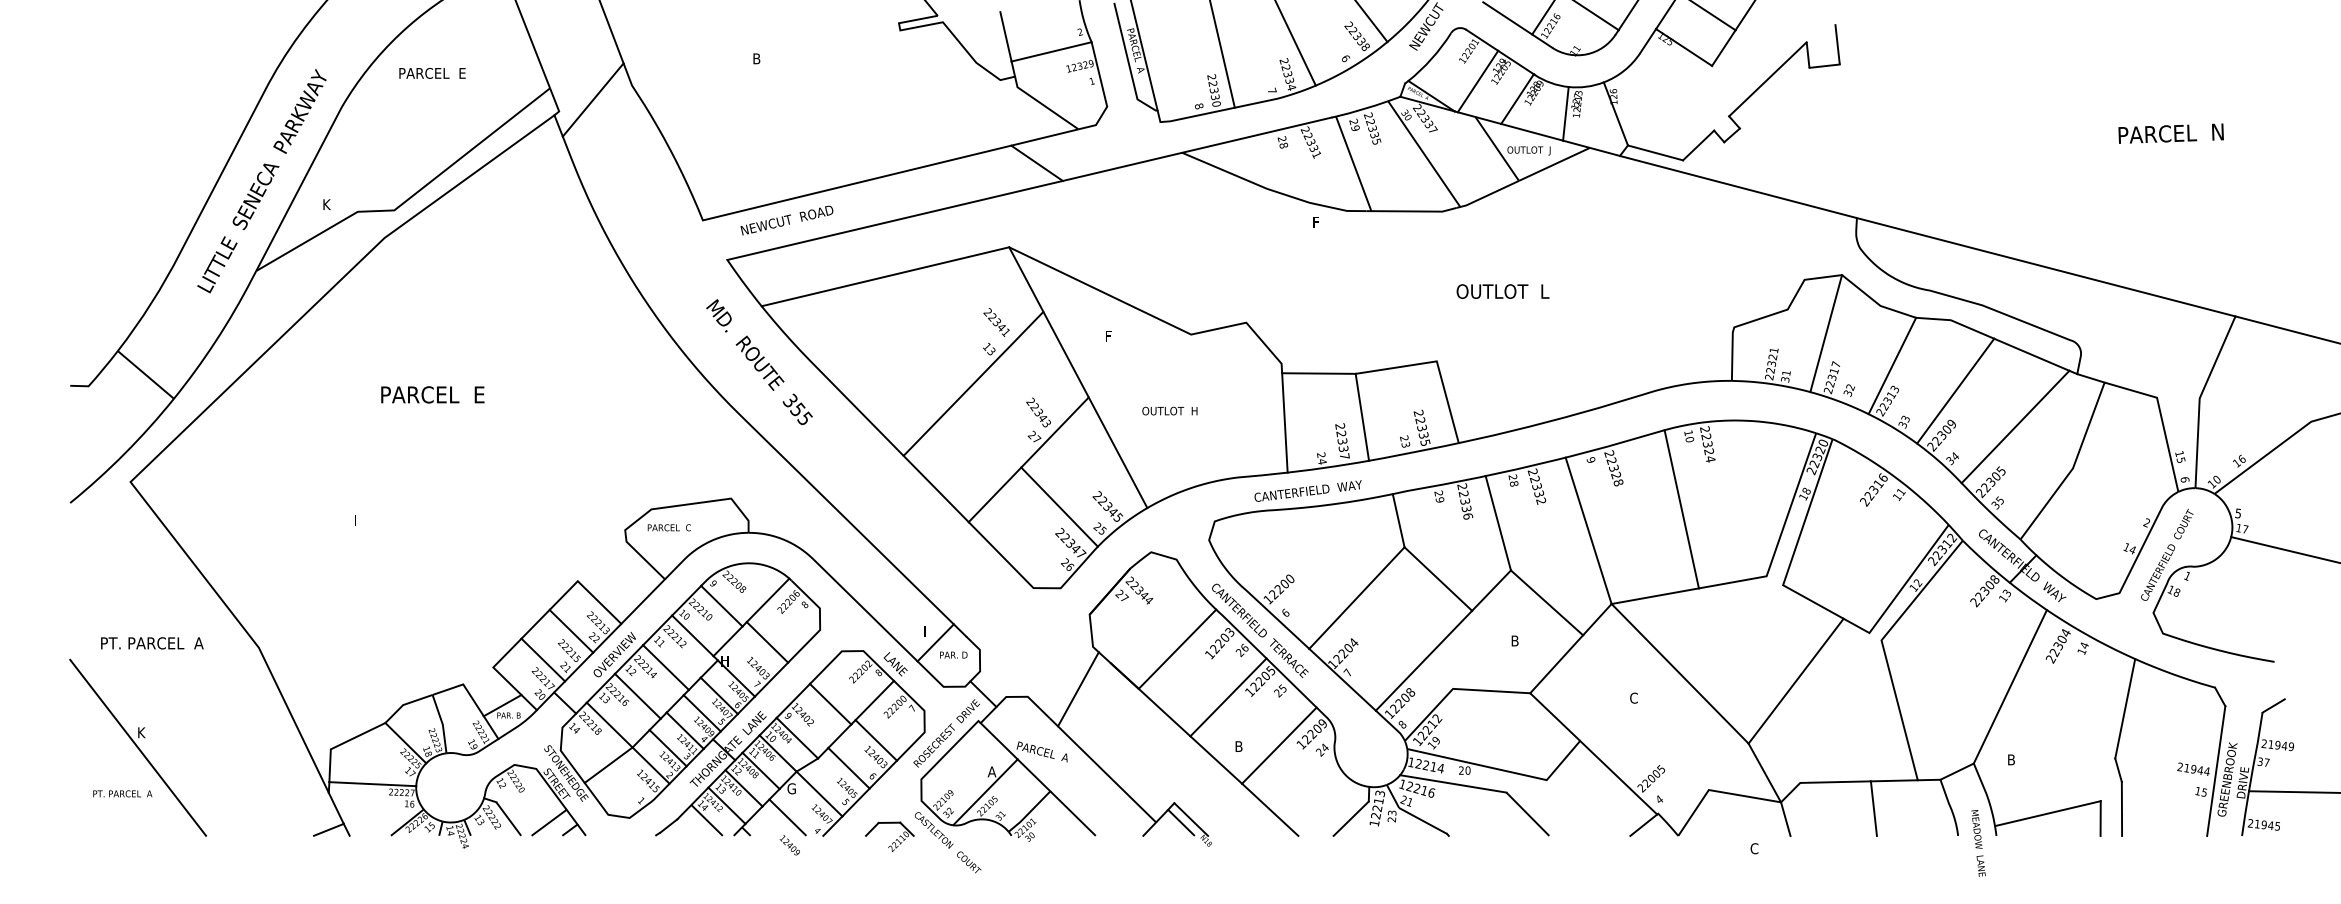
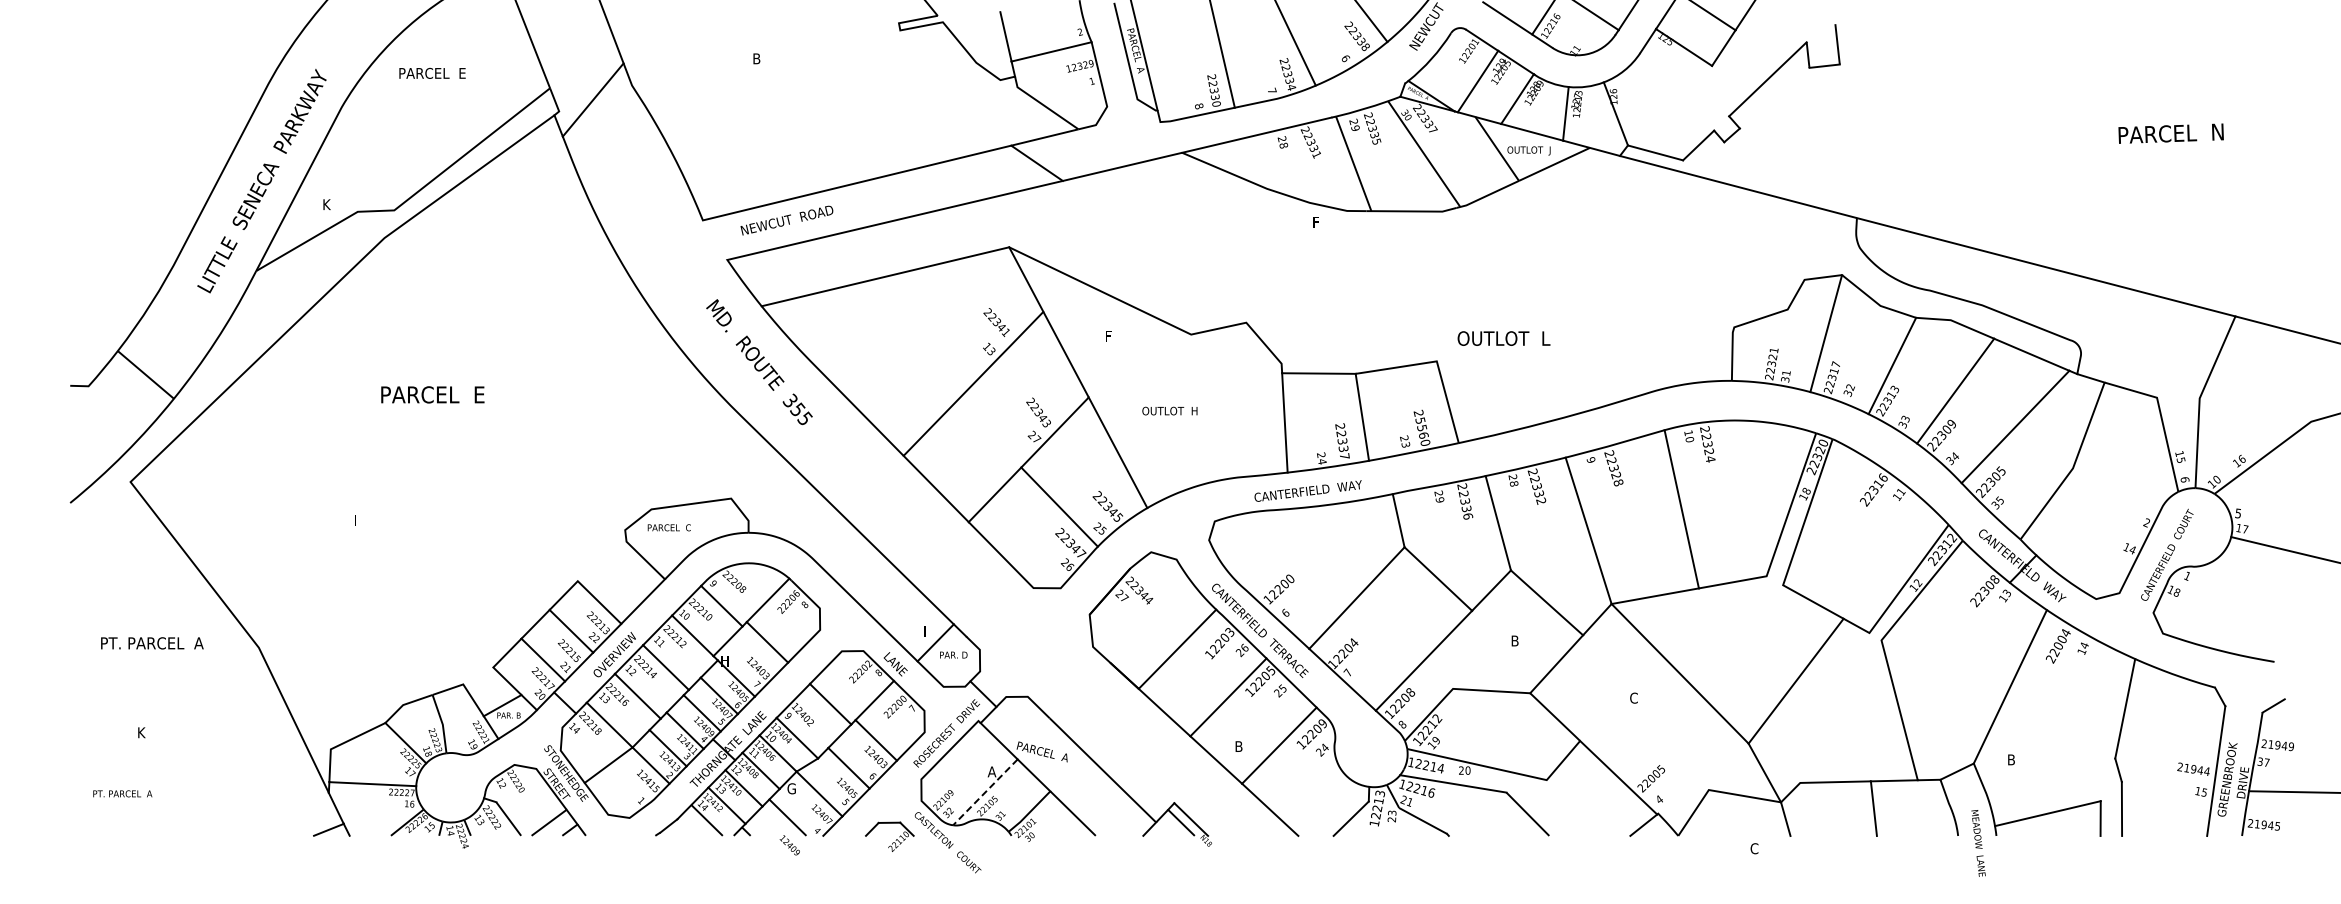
text position: (1502, 291) -> (1503, 338) (1503, 338)
text: 22335 -> 25560 (1422, 431)
text: 22304 -> 22004 (2057, 646)
line: present -> none (1078, 689)
line: present -> none (138, 747)
line: solid -> dashed (985, 792)
